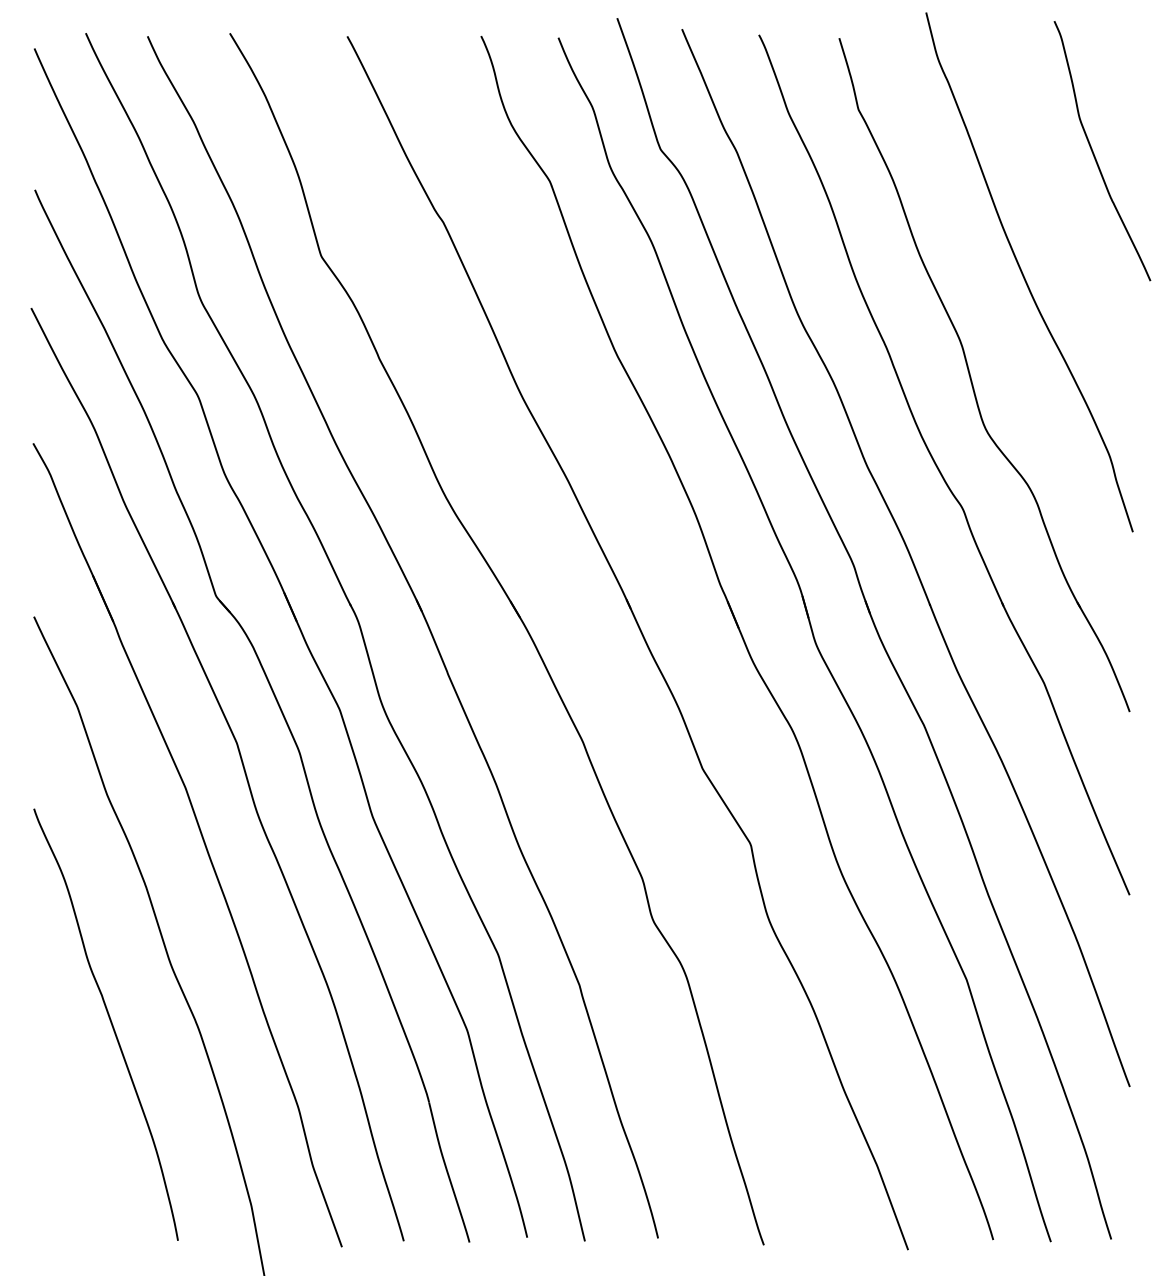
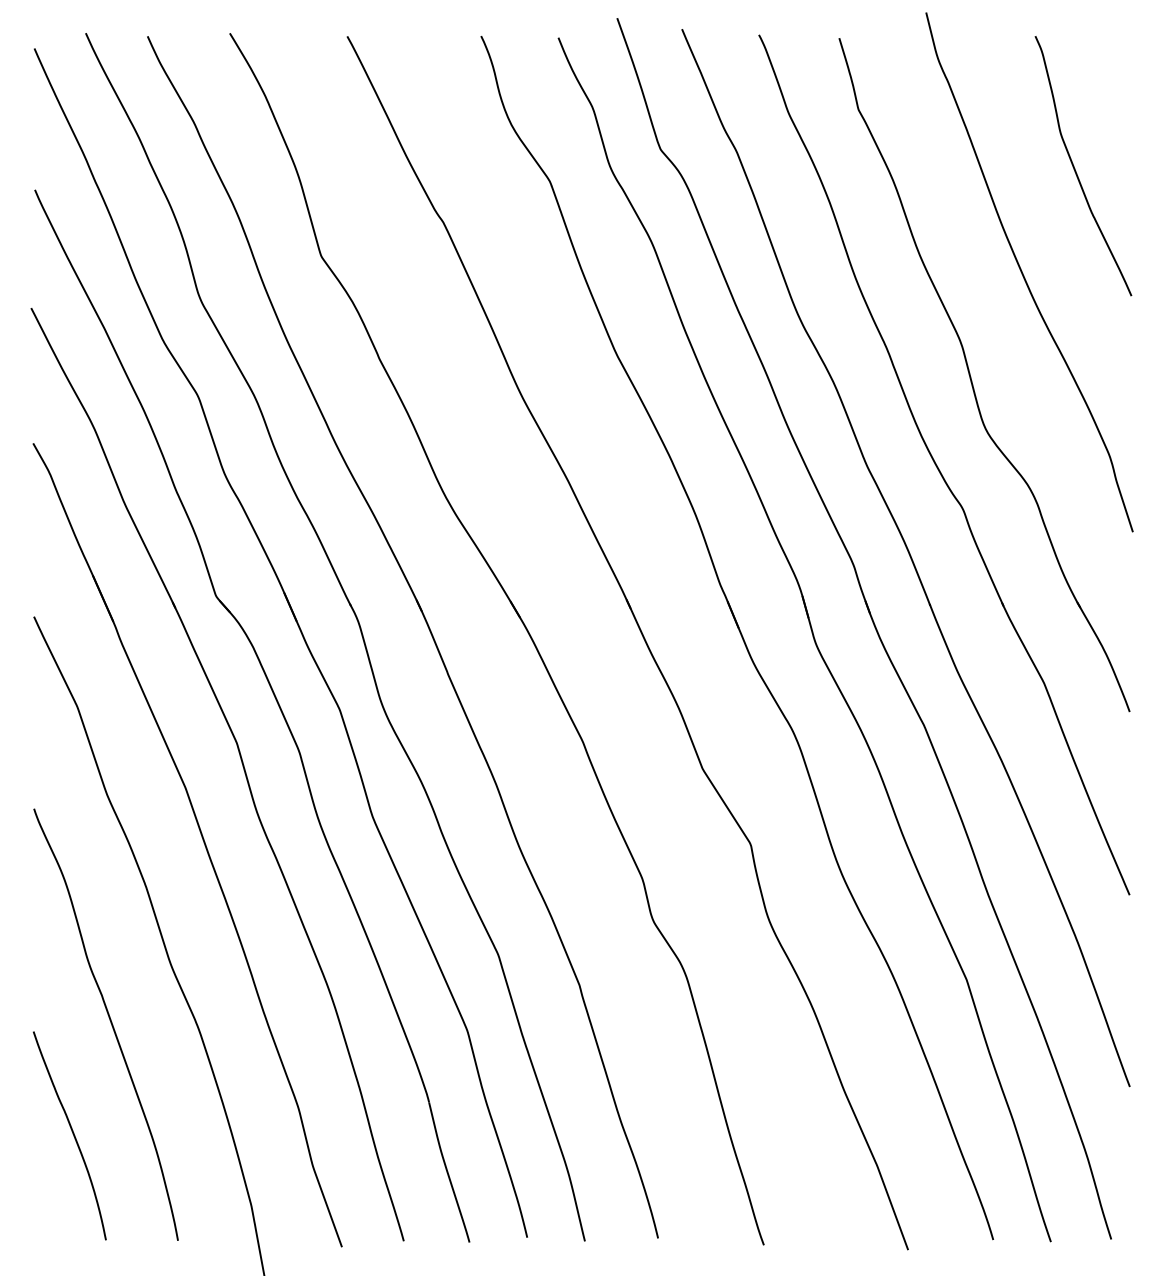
curve position: (1094, 153) -> (1075, 168) (1075, 168)
curve: none -> present (72, 1134)
